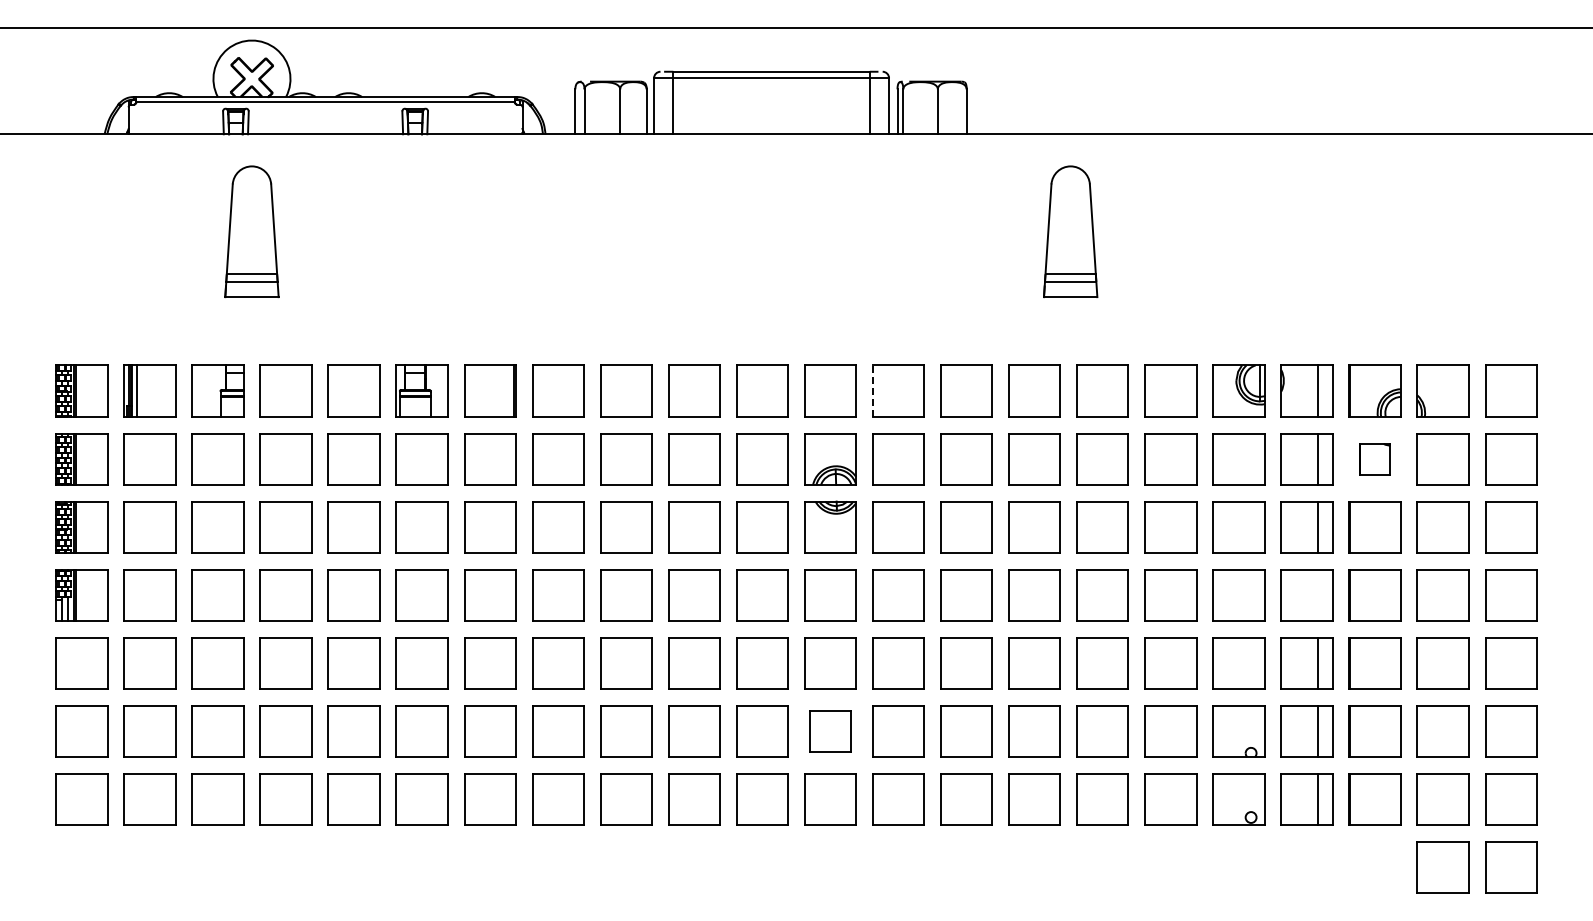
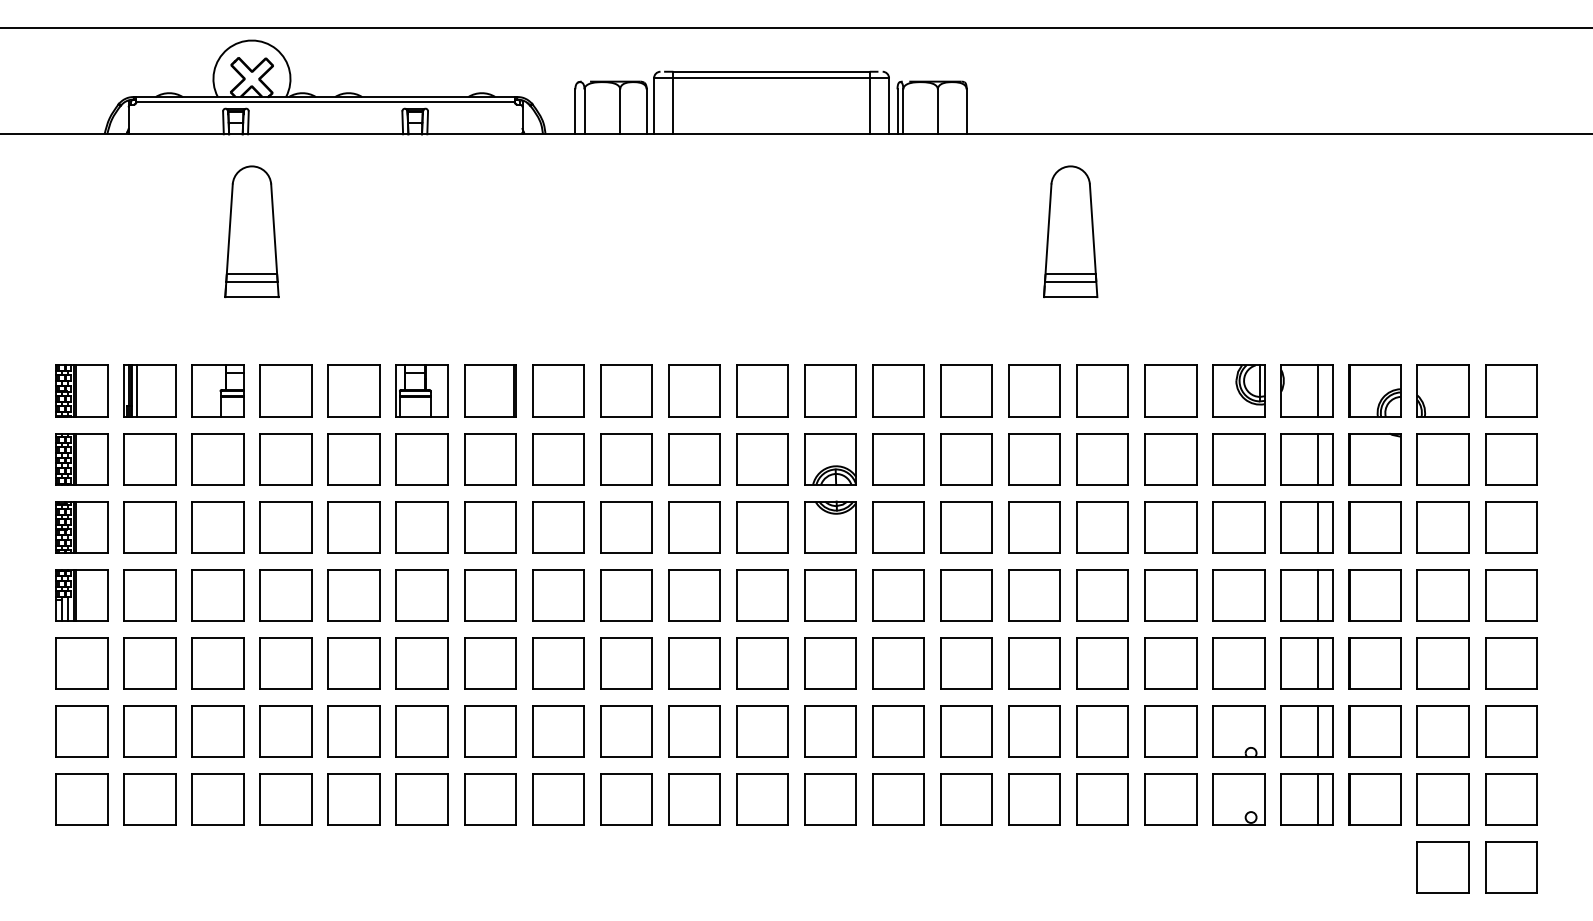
line: dashed -> solid (872, 391)
part size: 32x33 px -> 54x53 px (1374, 459)
line: none -> present (1317, 595)
part size: 43x43 px -> 53x53 px (830, 731)
